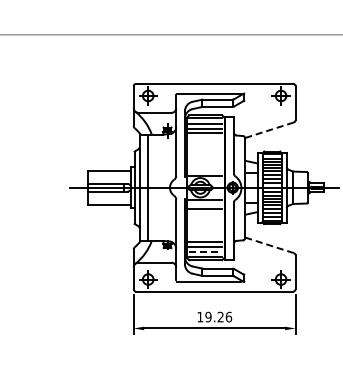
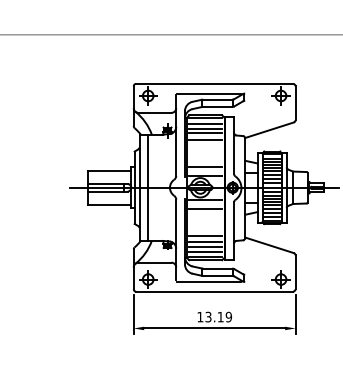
line: dashed -> solid (269, 130)
line: none -> present (205, 139)
line: none -> present (205, 166)
line: none -> present (205, 235)
line: dashed -> solid (270, 245)
line: dashed -> solid (206, 251)
text: 19.26 -> 13.19 (218, 316)
